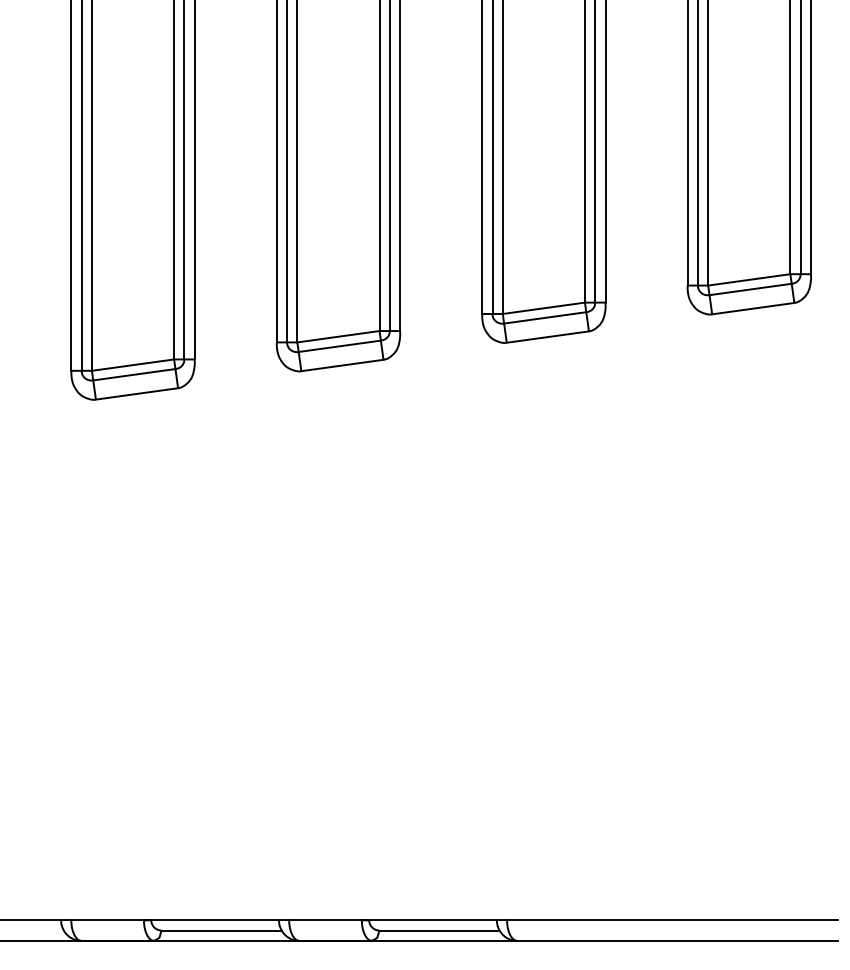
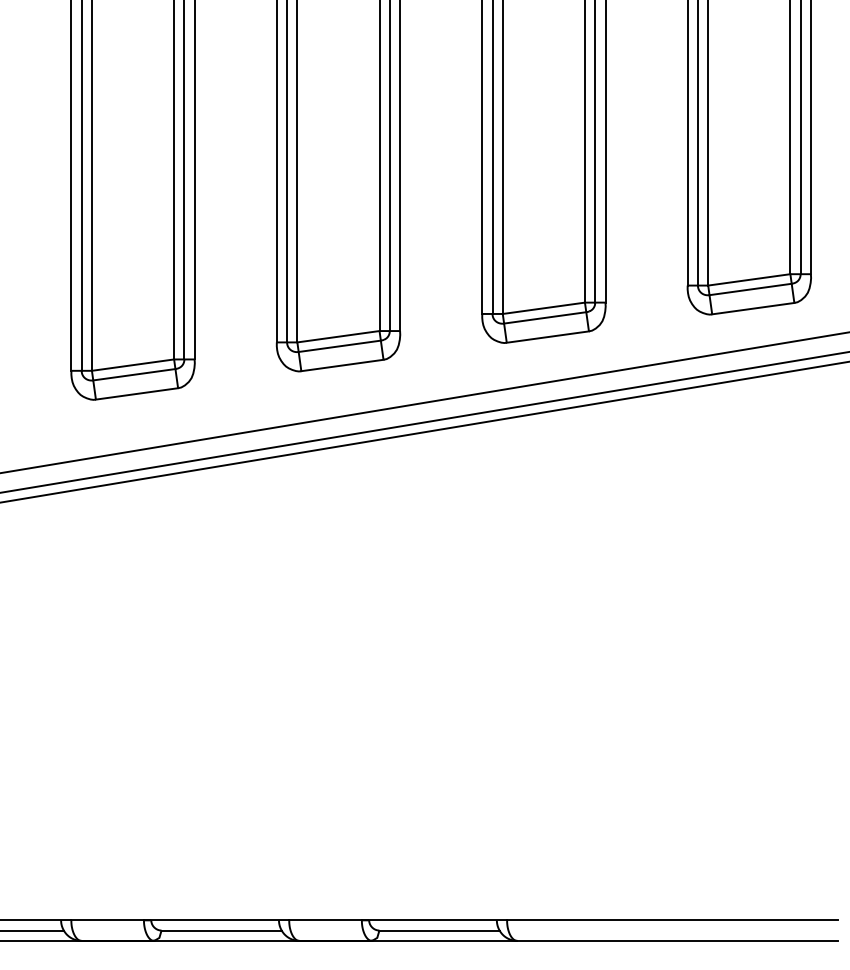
line: none -> present (424, 402)
line: none -> present (424, 422)
line: none -> present (424, 432)
line: none -> present (32, 930)
